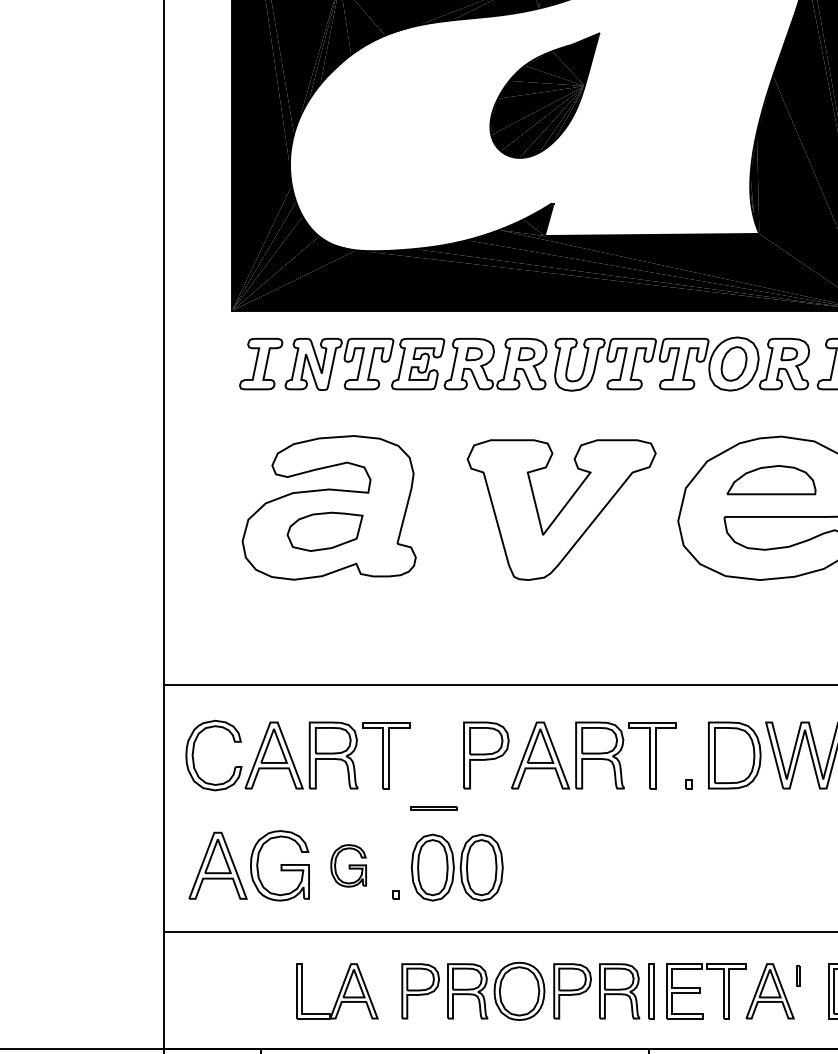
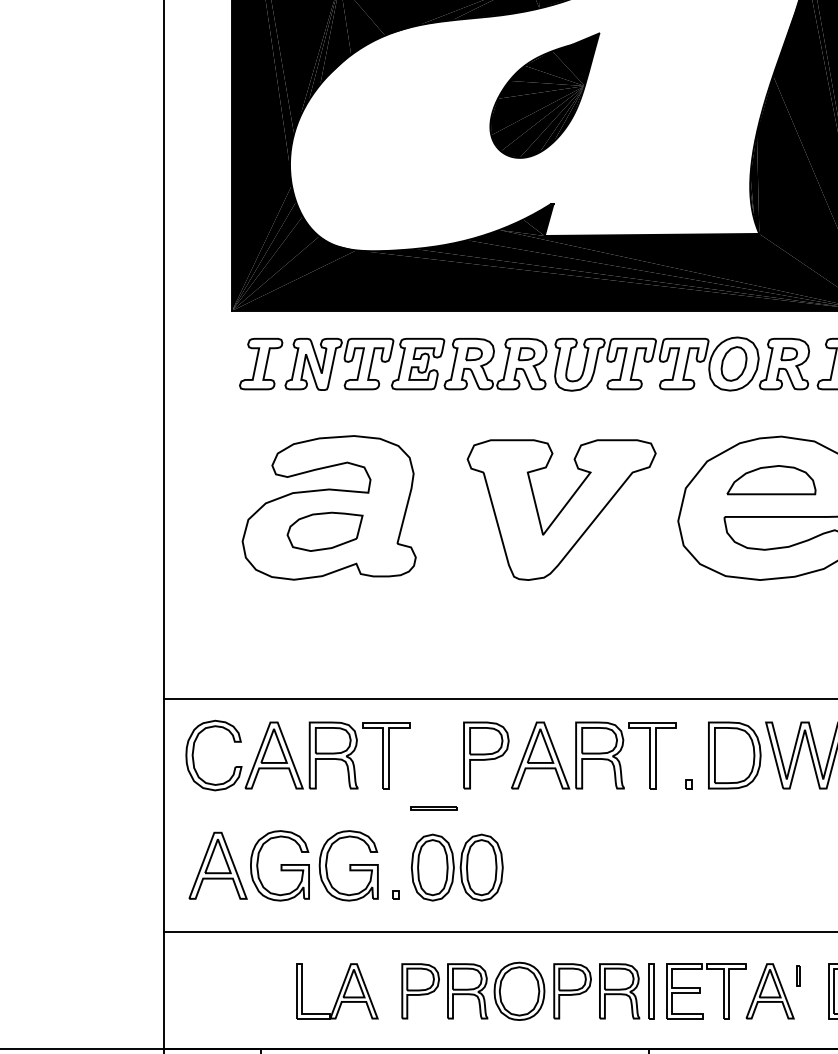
line position: (498, 685) -> (498, 699) (498, 699)
part size: 37x44 px -> 61x72 px (348, 865)
